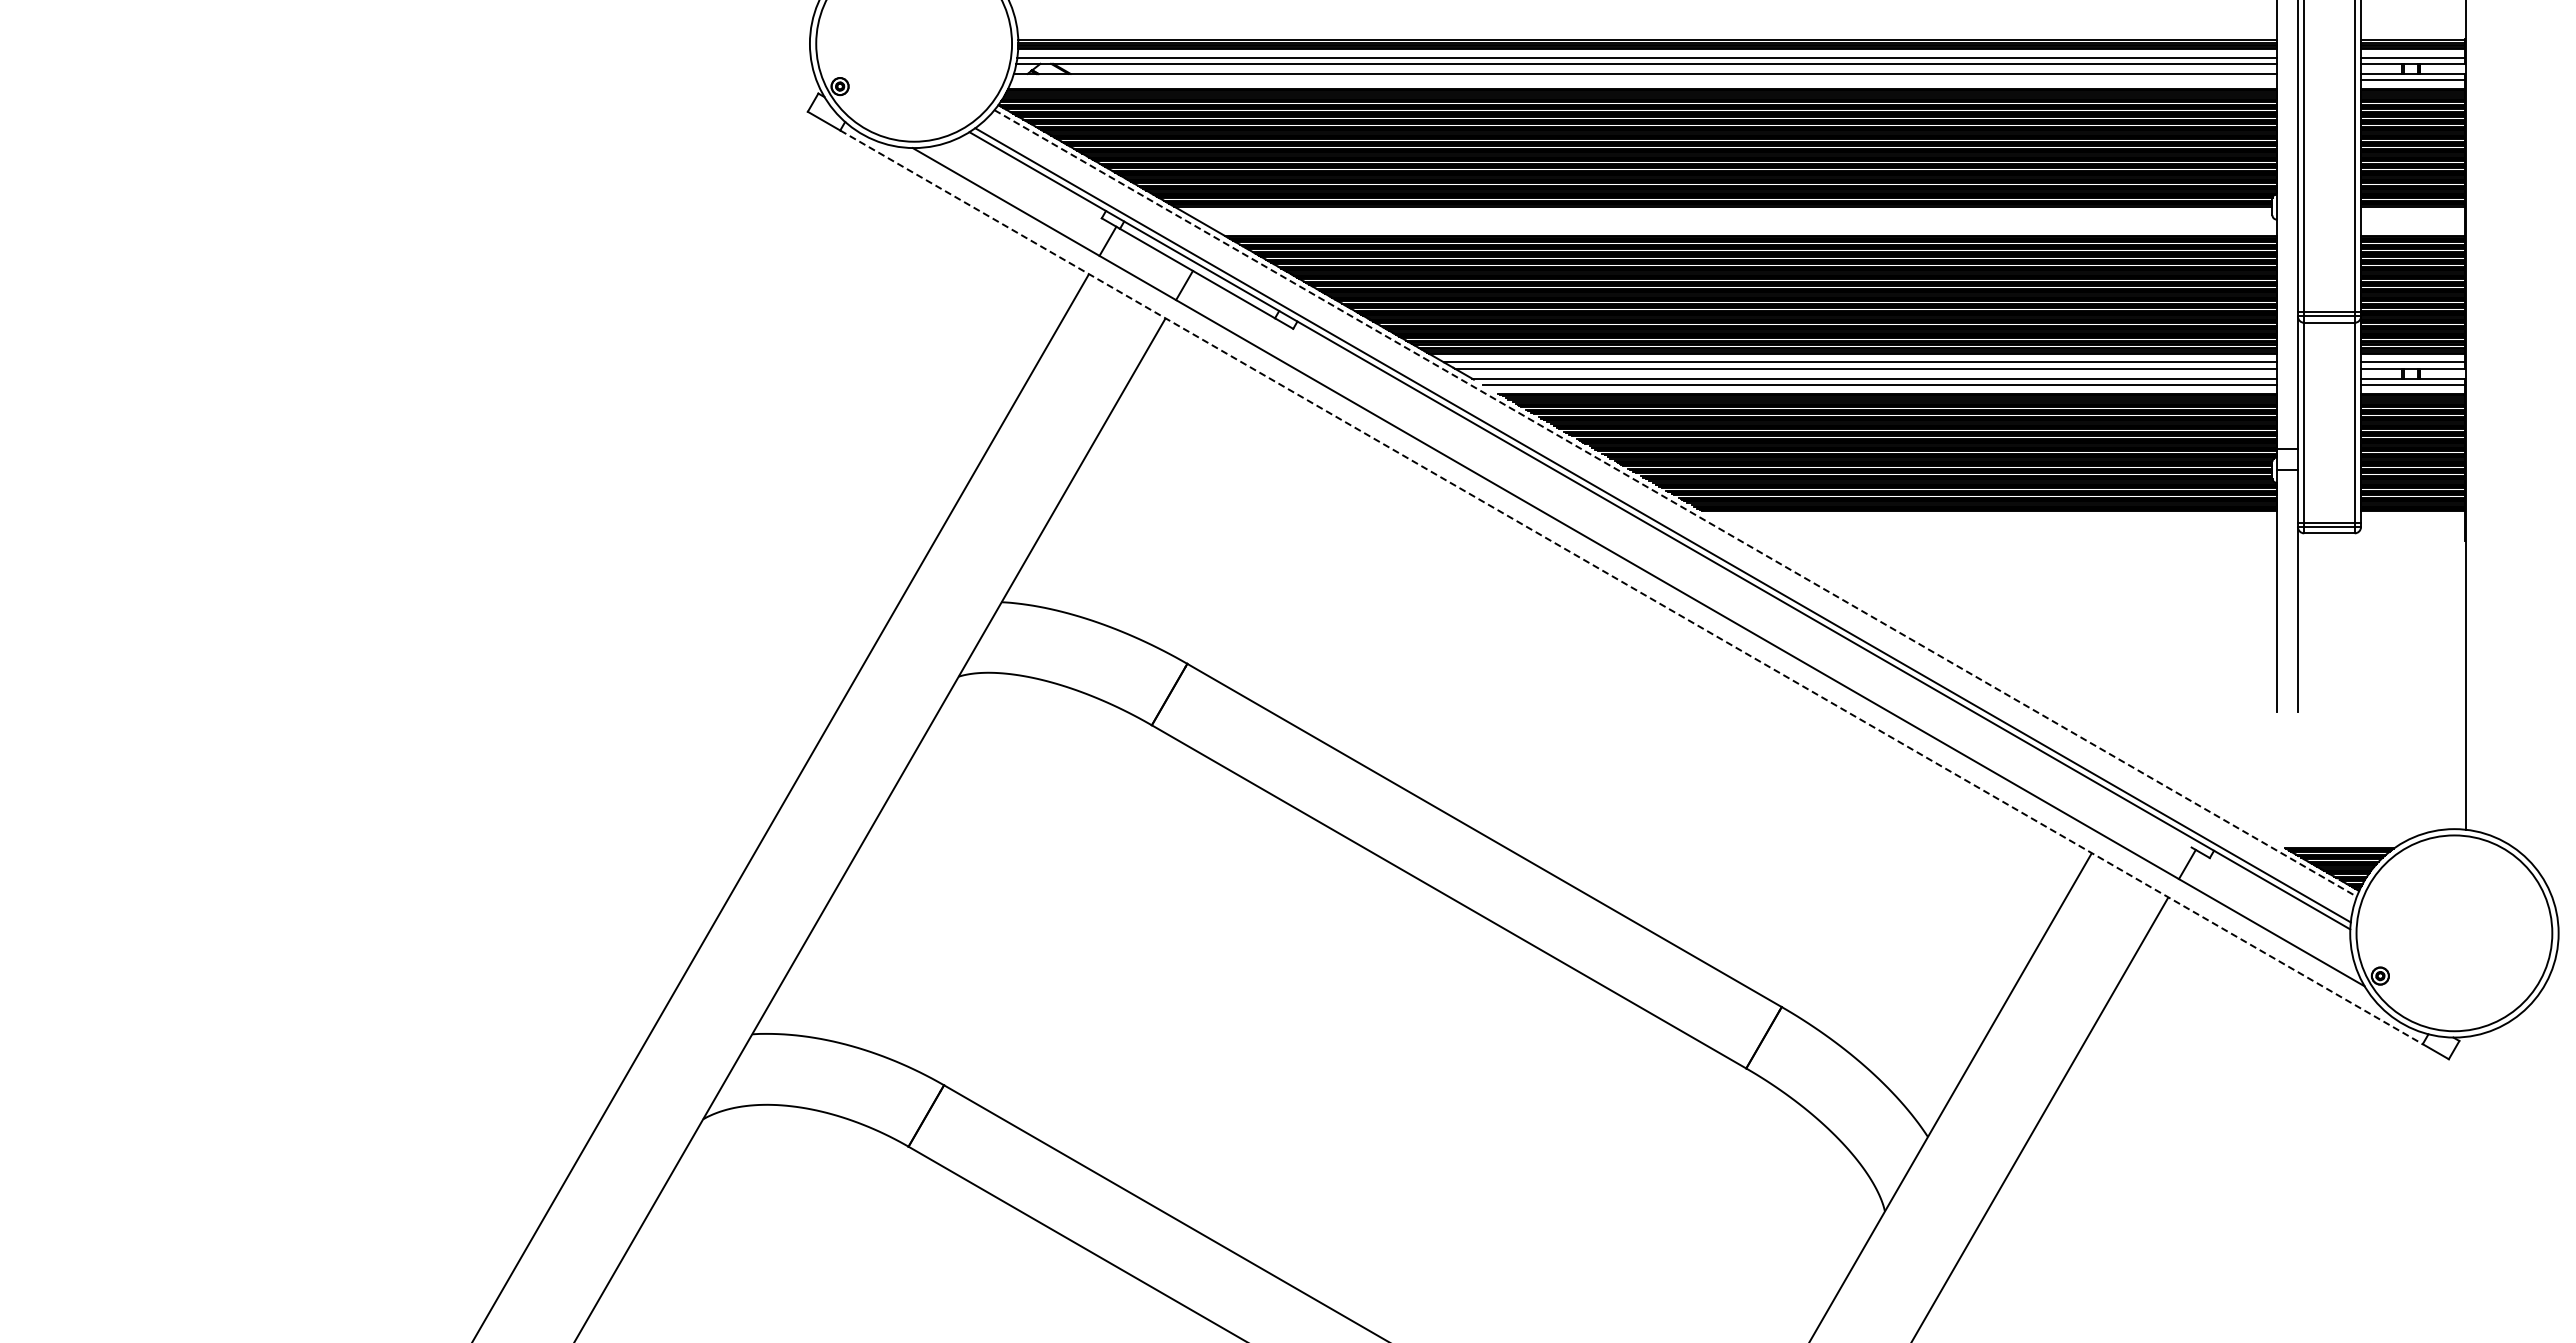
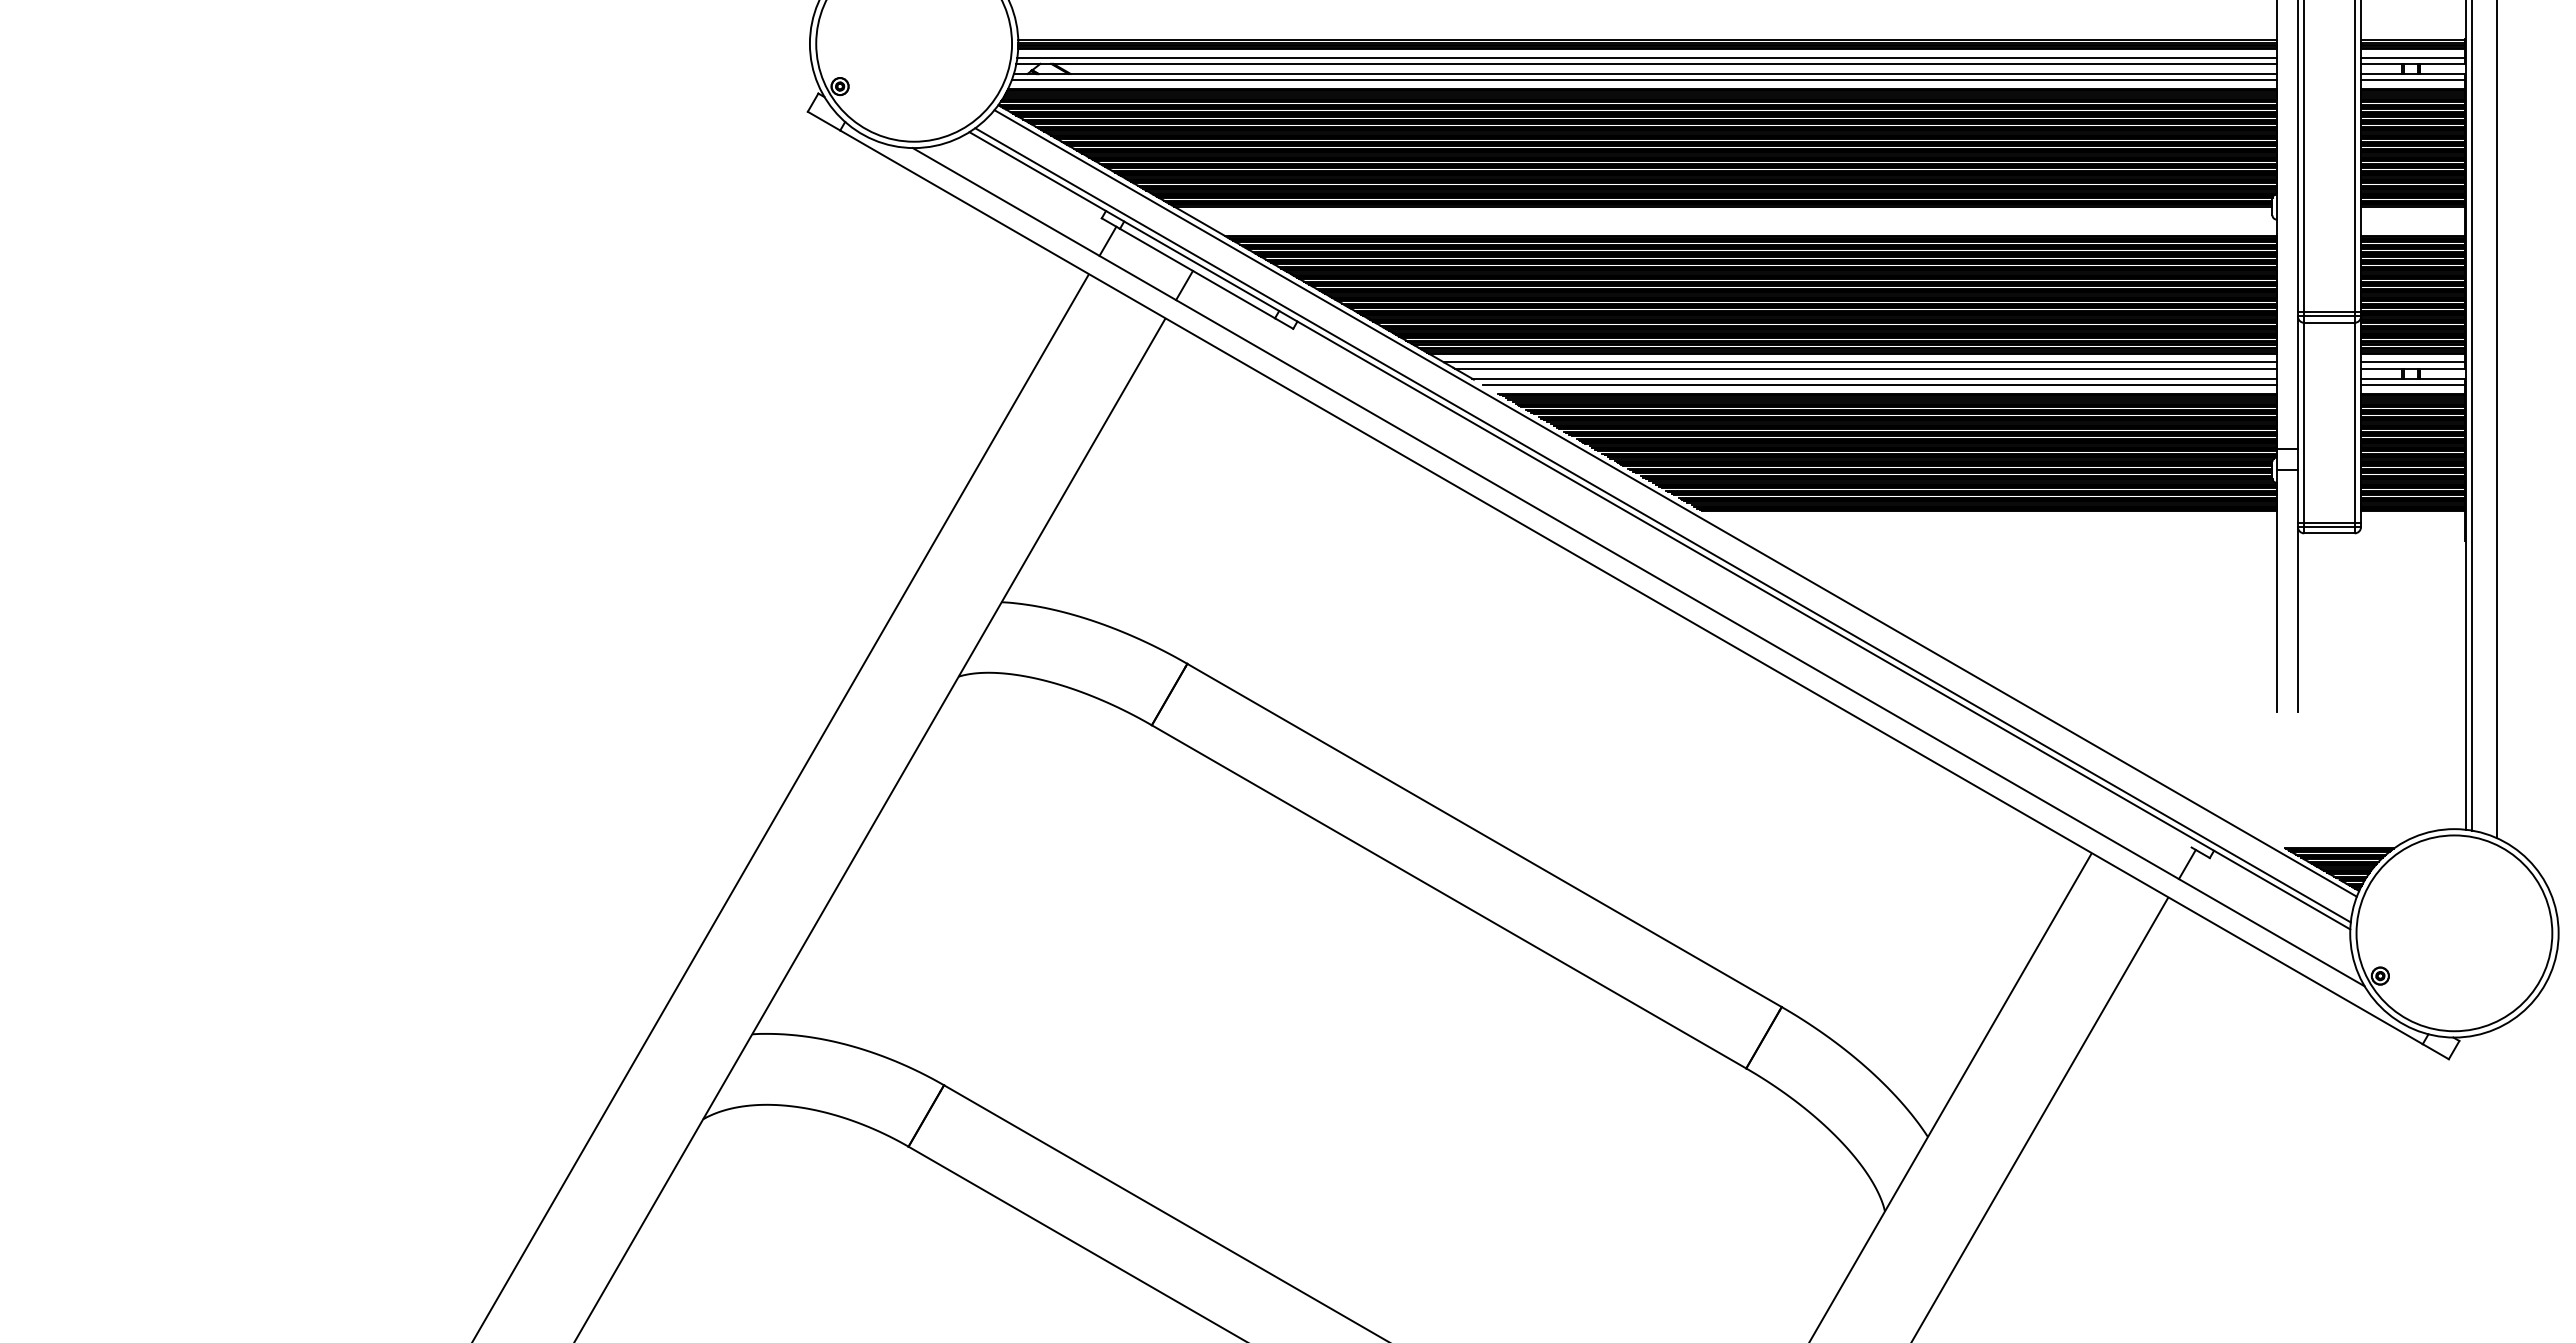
line: none -> present (1643, 80)
line: none -> present (2471, 416)
line: none -> present (2497, 420)
line: dashed -> solid (1675, 503)
line: dashed -> solid (1631, 587)
